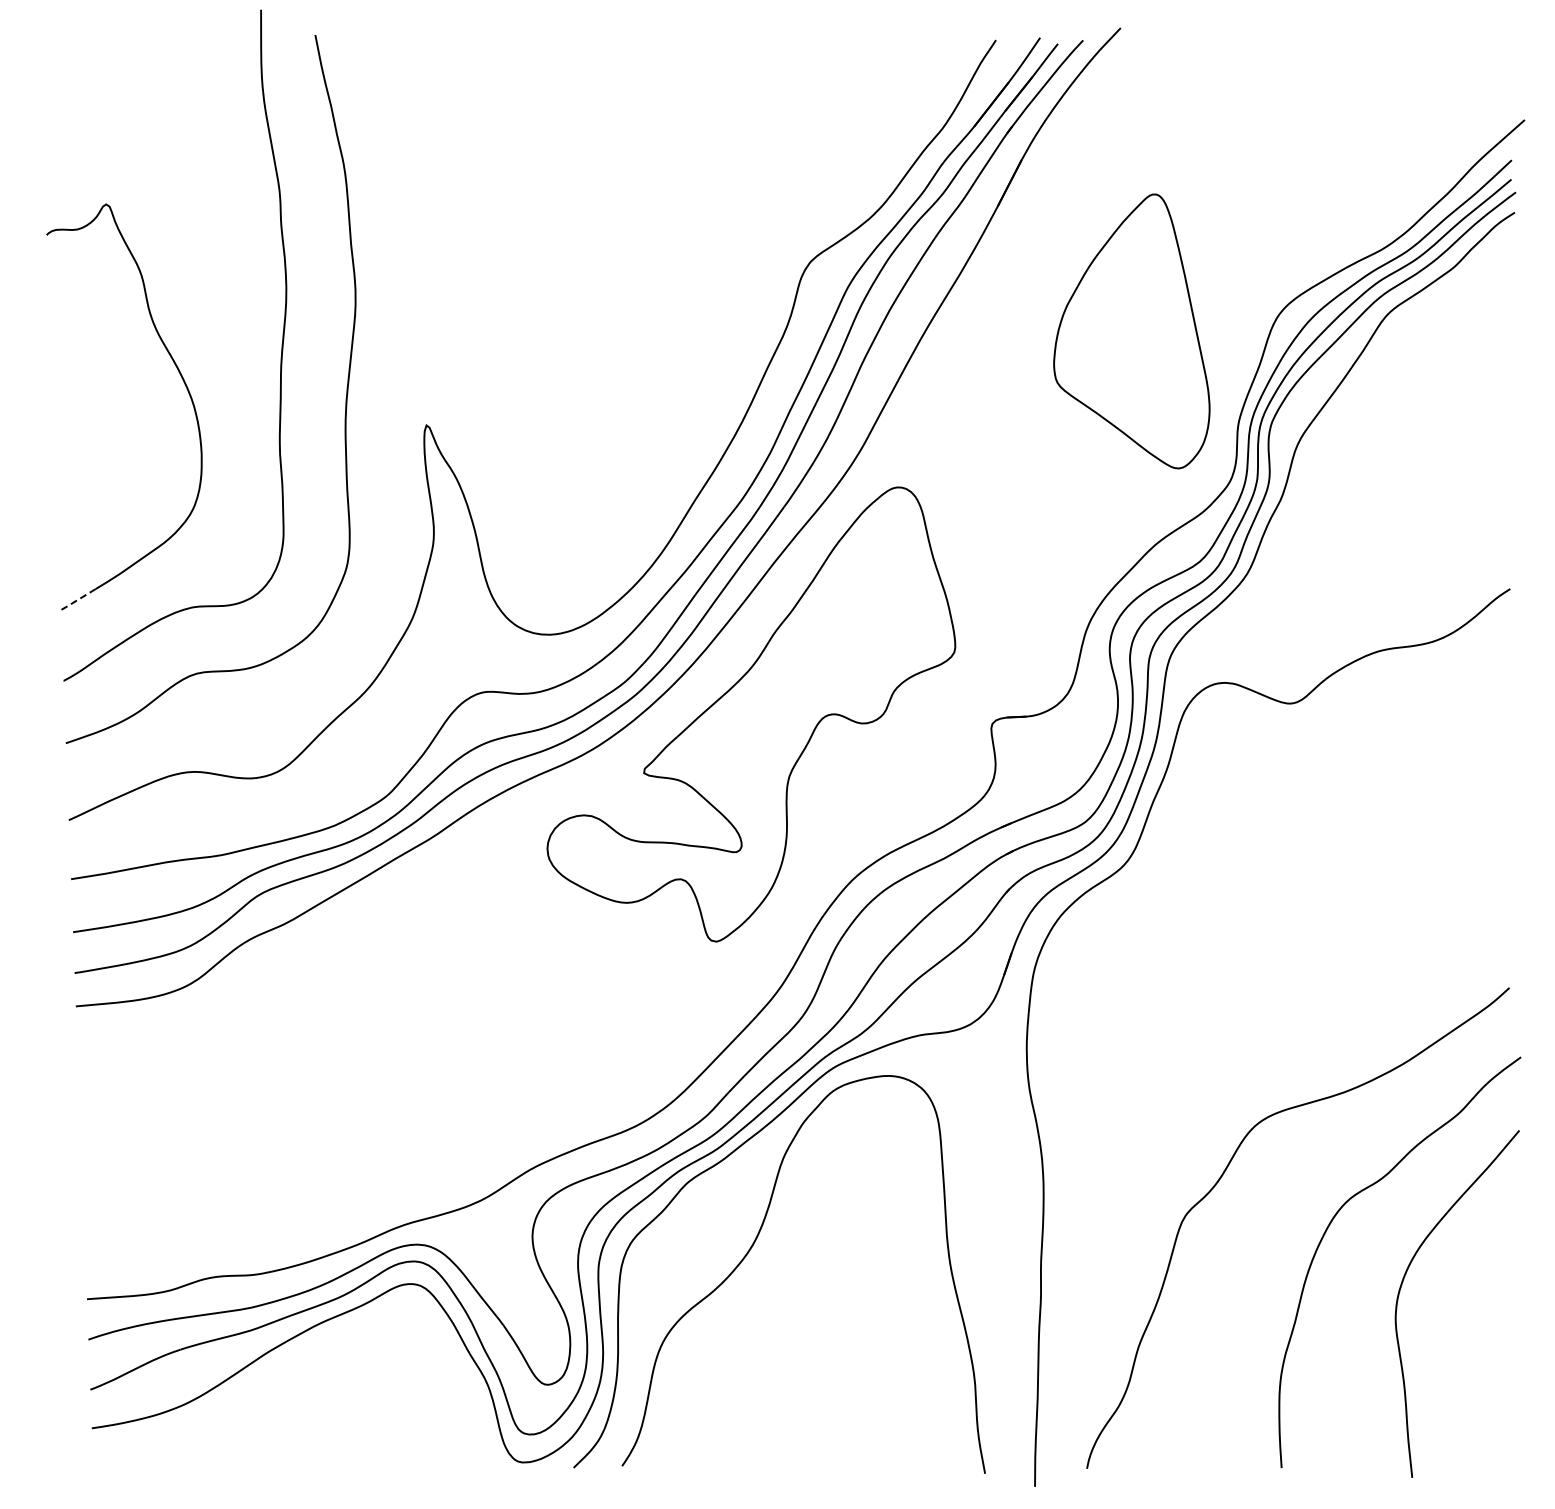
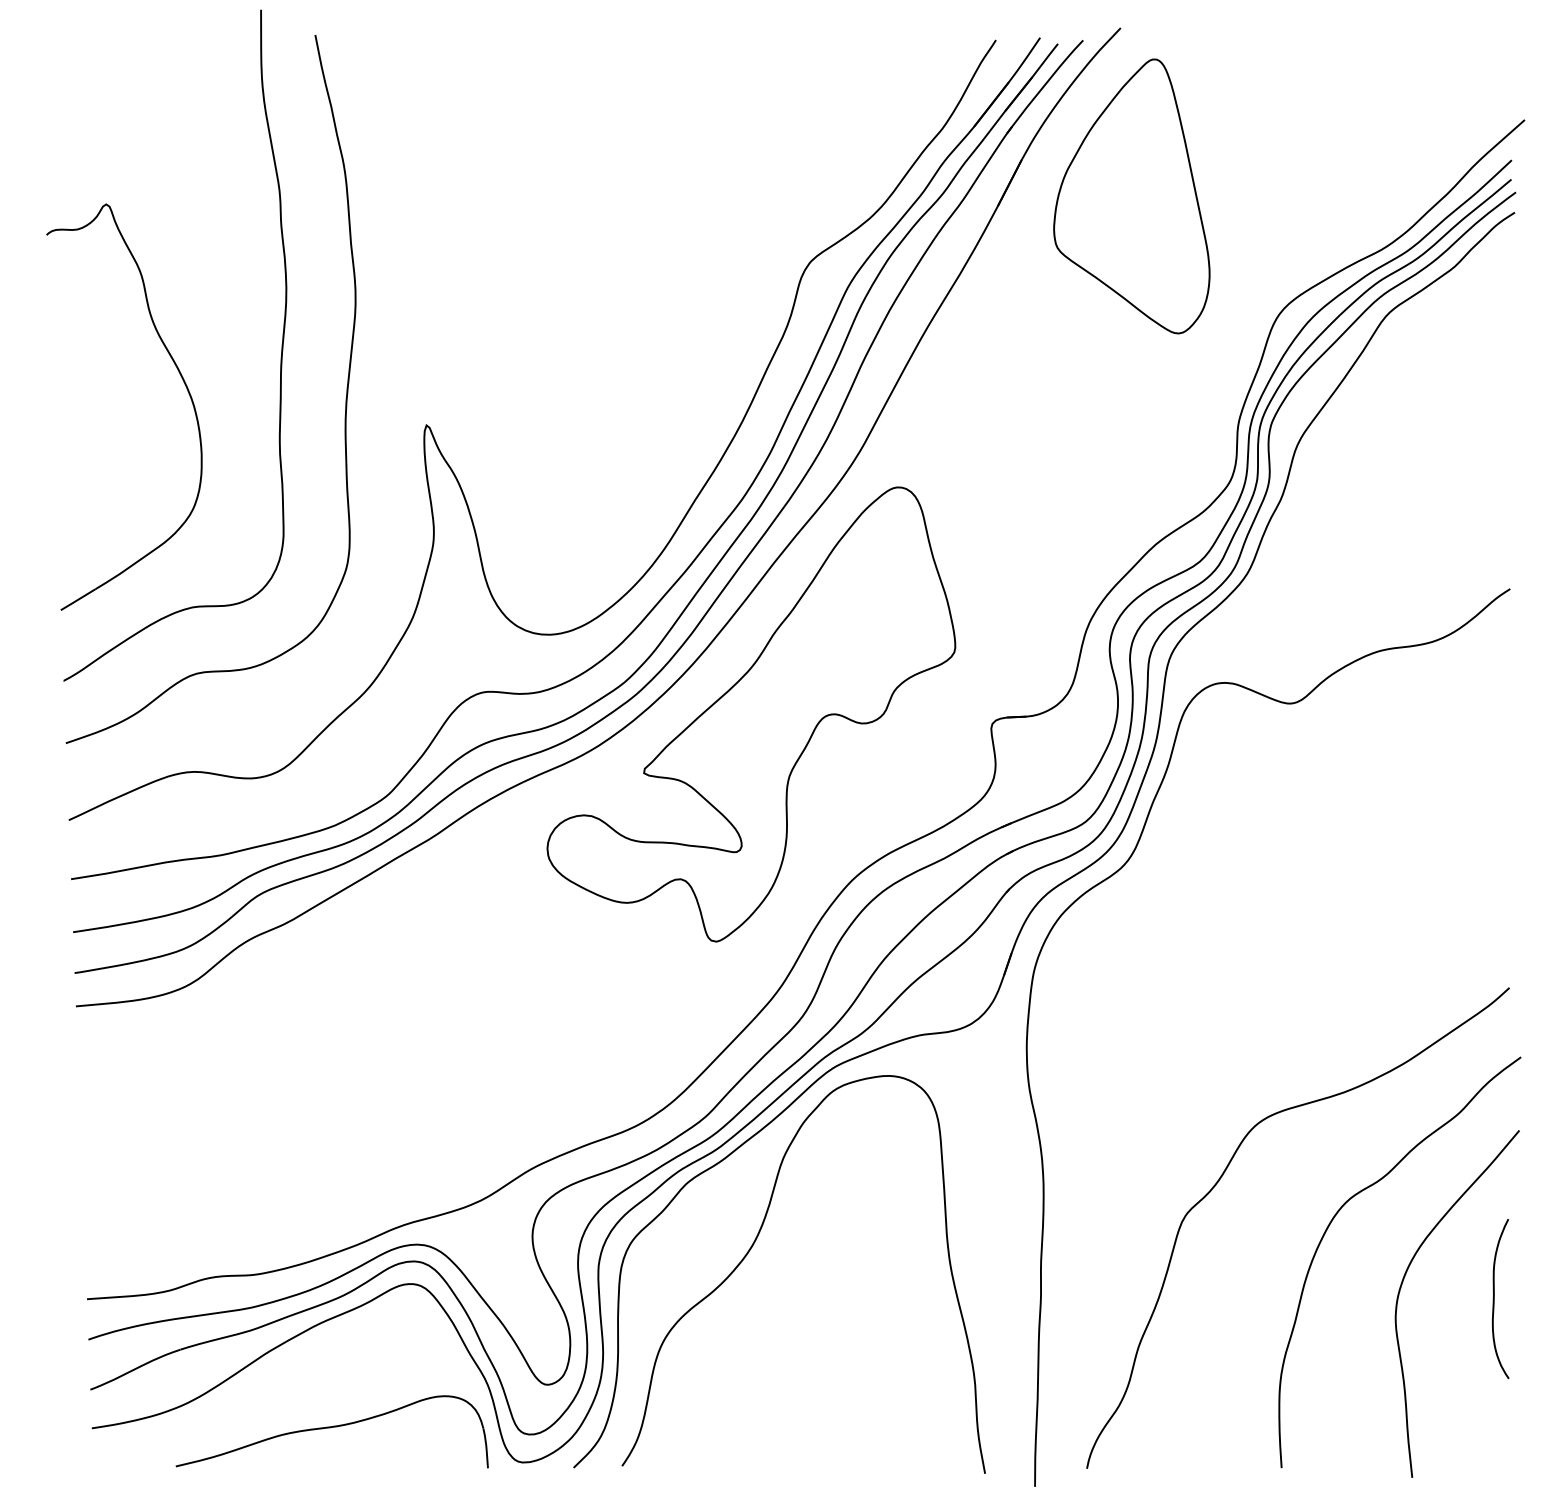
part position: (1131, 331) -> (1131, 196) (1131, 196)
line: dashed -> solid (77, 600)
curve: none -> present (1494, 1299)
part: none -> present (331, 1431)
